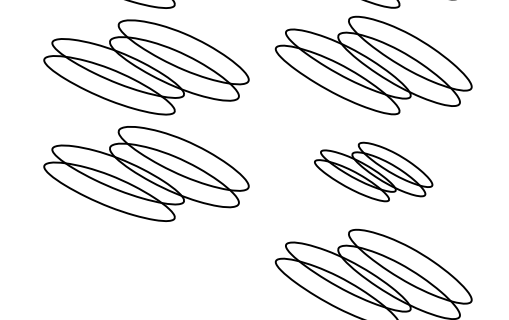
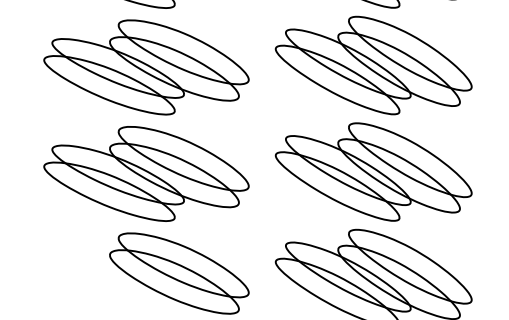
part size: 120x62 px -> 199x100 px (373, 171)
part: none -> present (179, 273)
